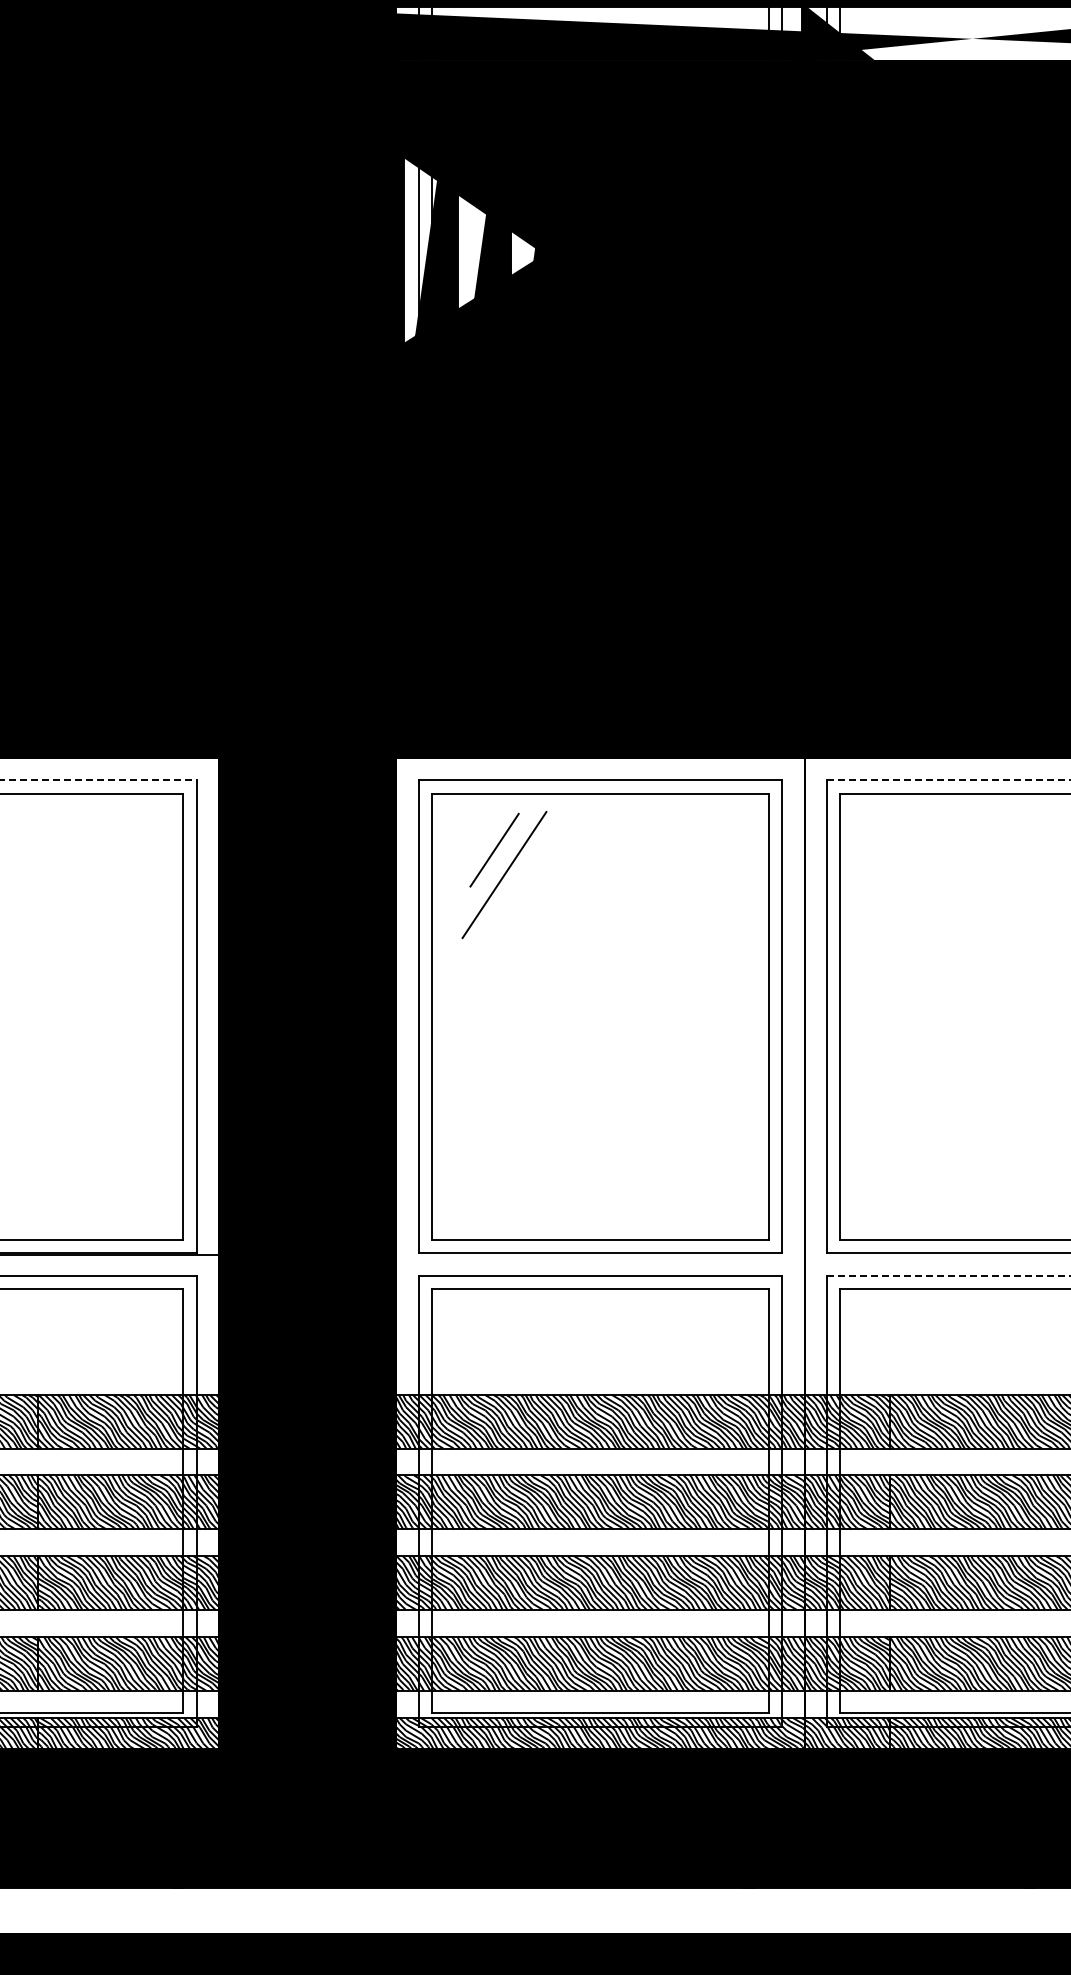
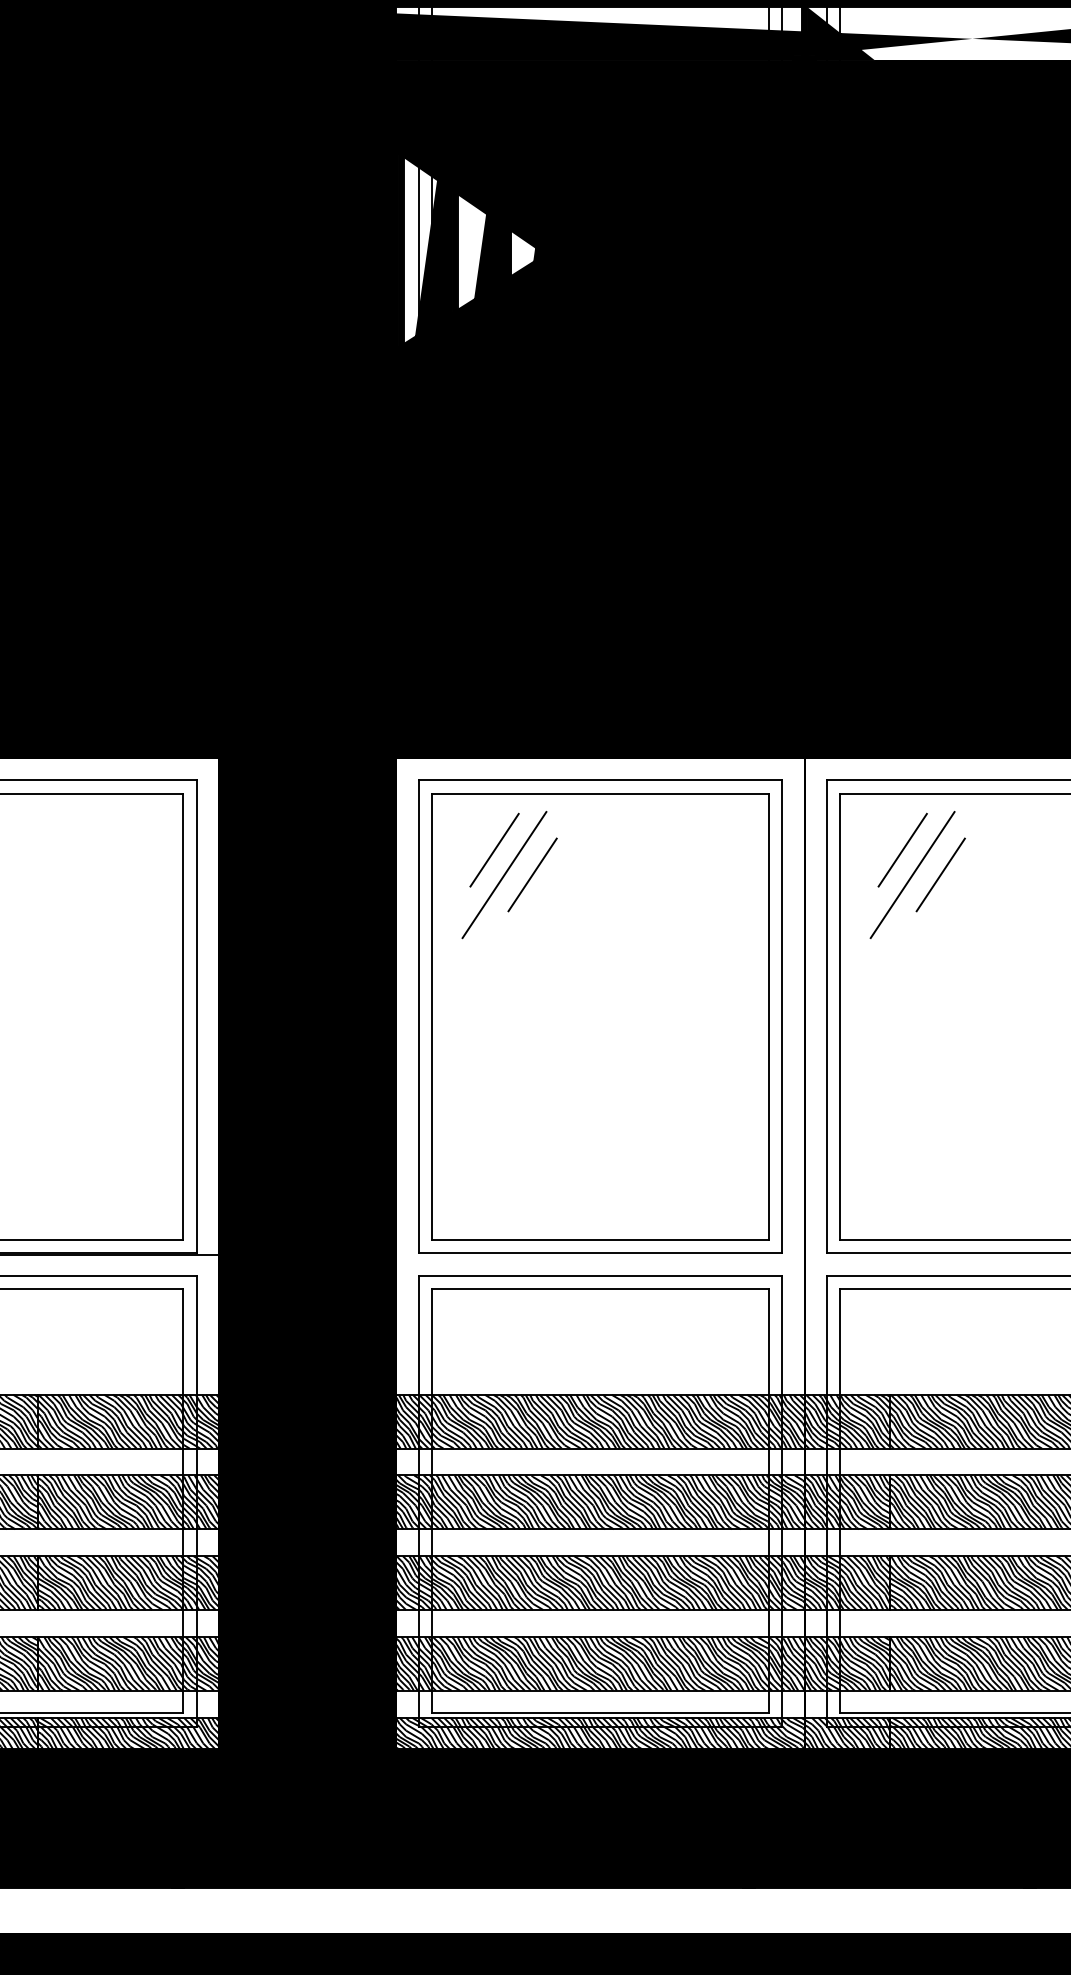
line: dashed -> solid (98, 780)
line: dashed -> solid (948, 780)
line: none -> present (902, 849)
line: none -> present (532, 874)
line: none -> present (940, 874)
line: none -> present (912, 875)
line: dashed -> solid (948, 1275)
